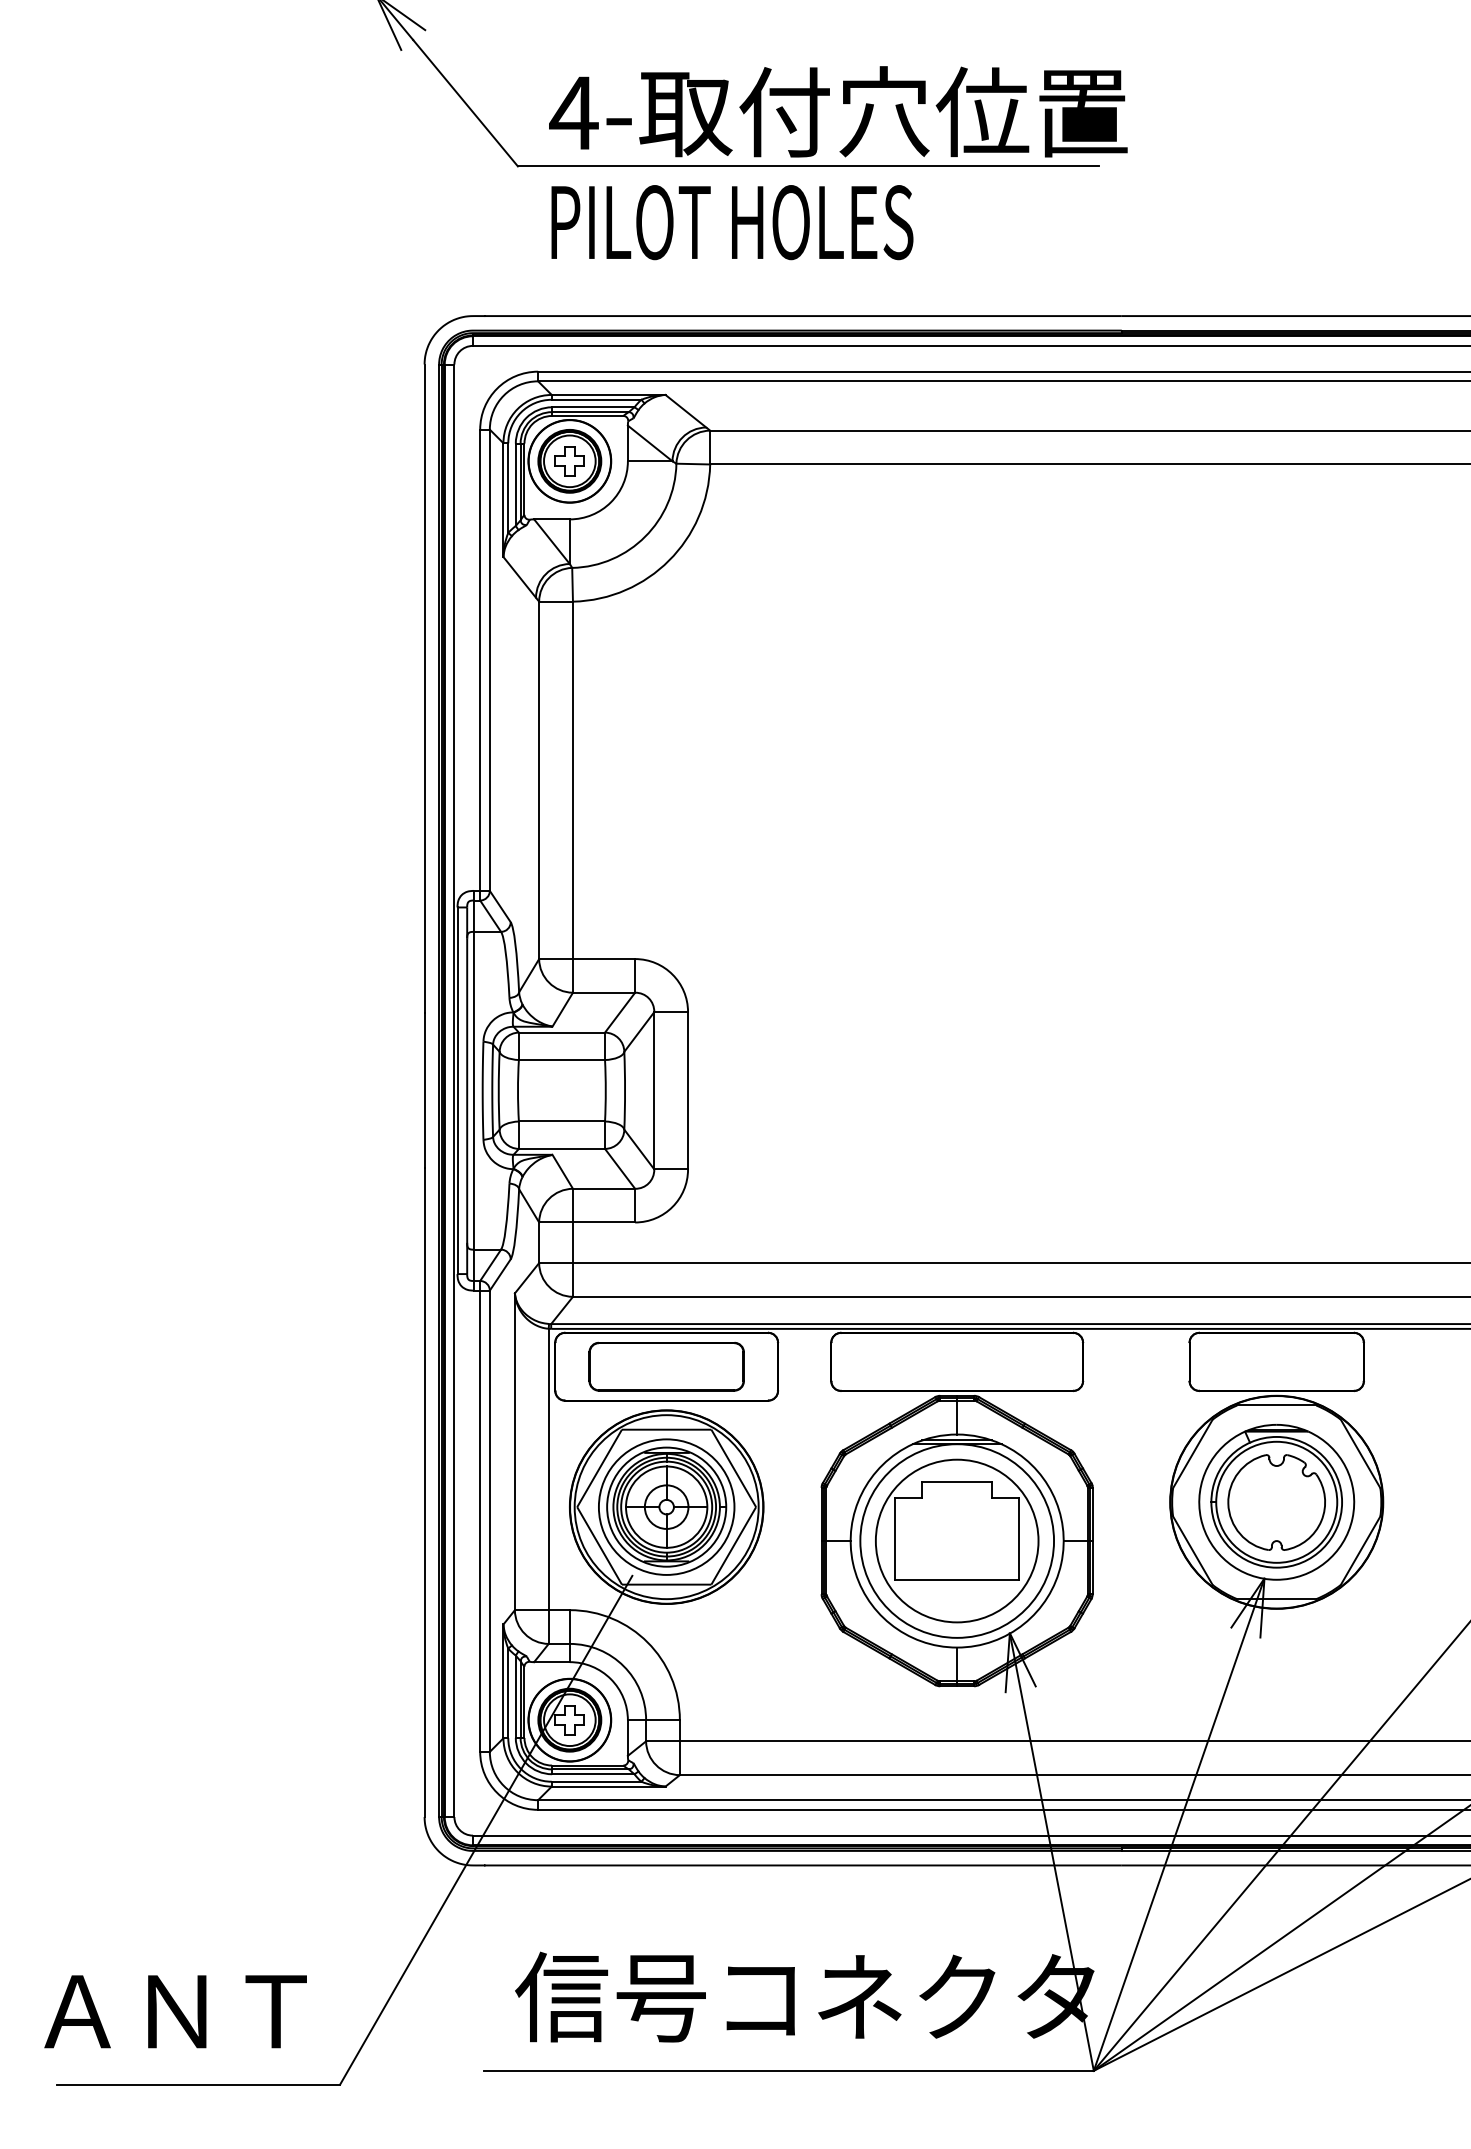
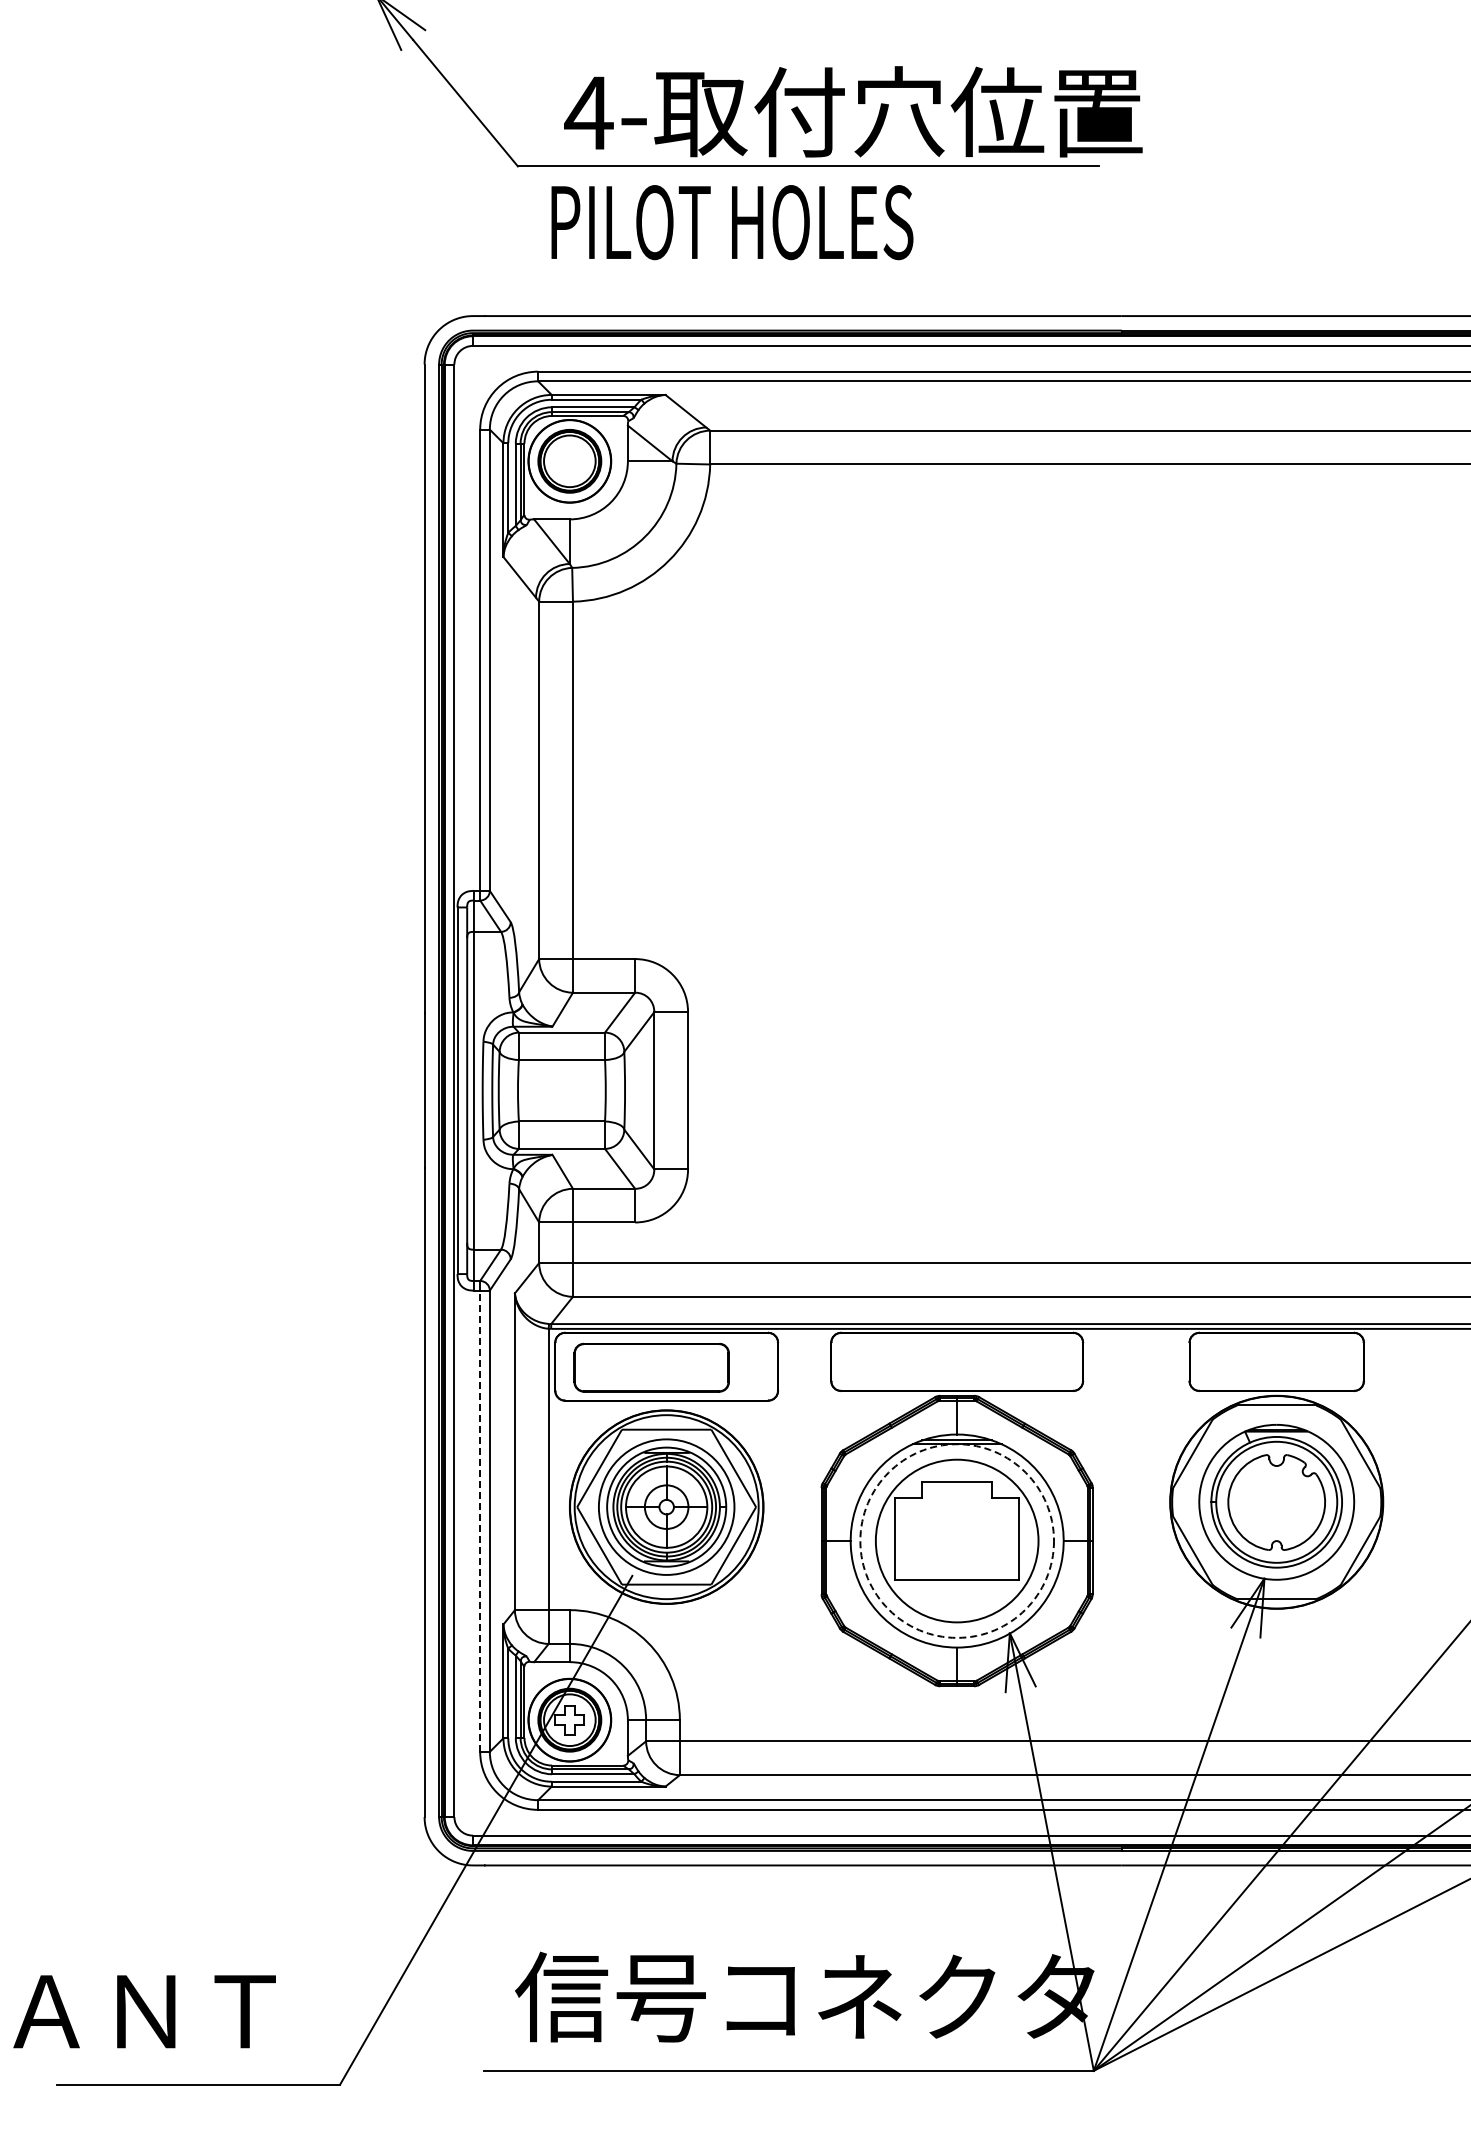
text position: (838, 111) -> (853, 111) (853, 111)
part: present -> none (569, 461)
part position: (666, 1366) -> (651, 1367) (651, 1367)
line: solid -> dashed (480, 1521)
circle: solid -> dashed (957, 1540)
text position: (175, 2011) -> (144, 2011) (144, 2011)
